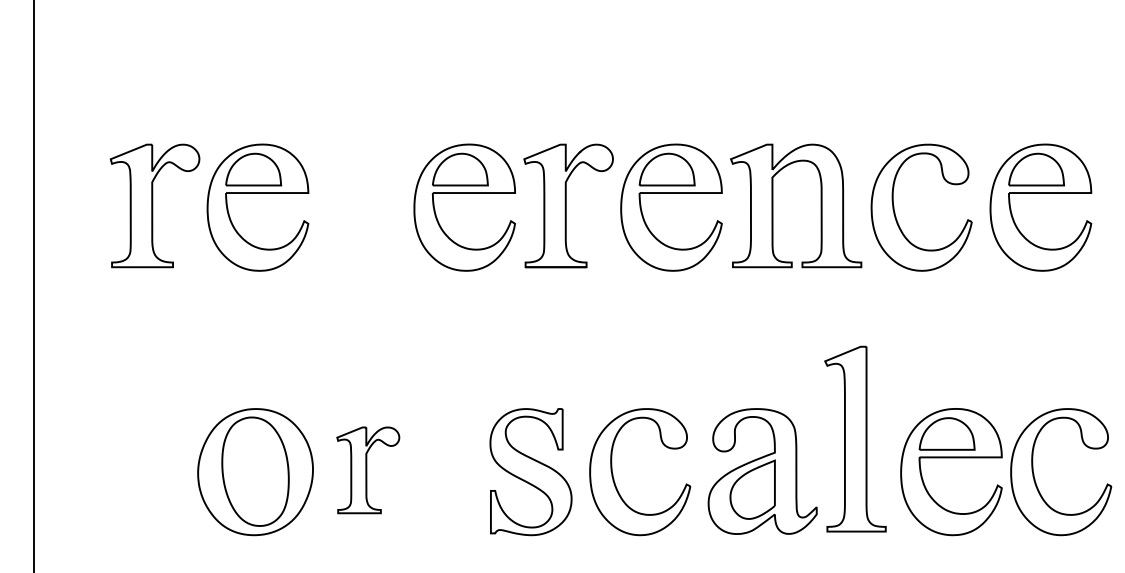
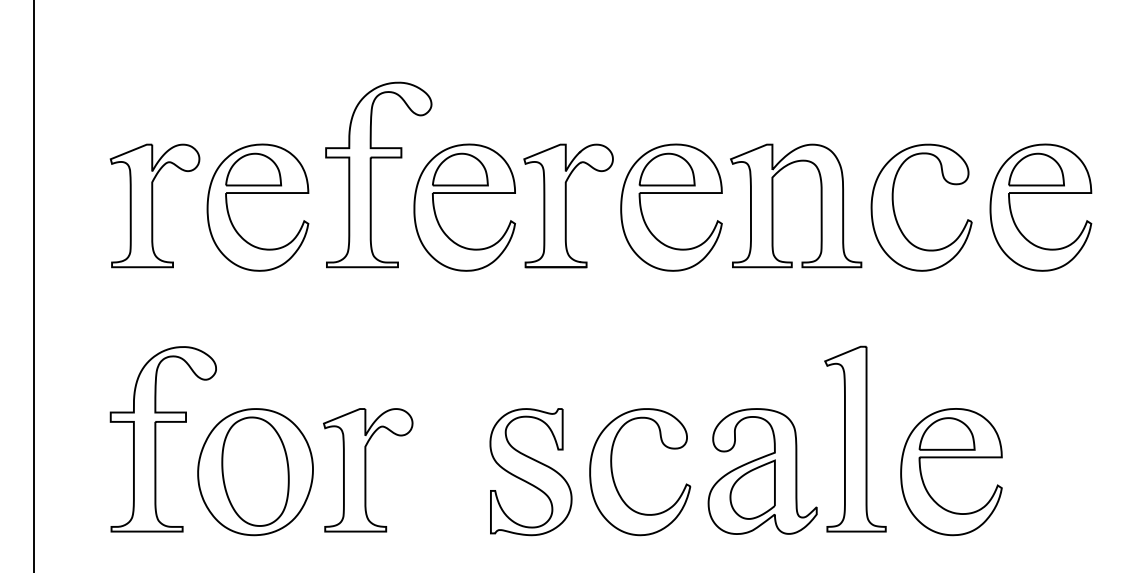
part: none -> present (371, 174)
part: none -> present (162, 439)
part size: 65x89 px -> 91x125 px (368, 470)
part: present -> none (1035, 478)
